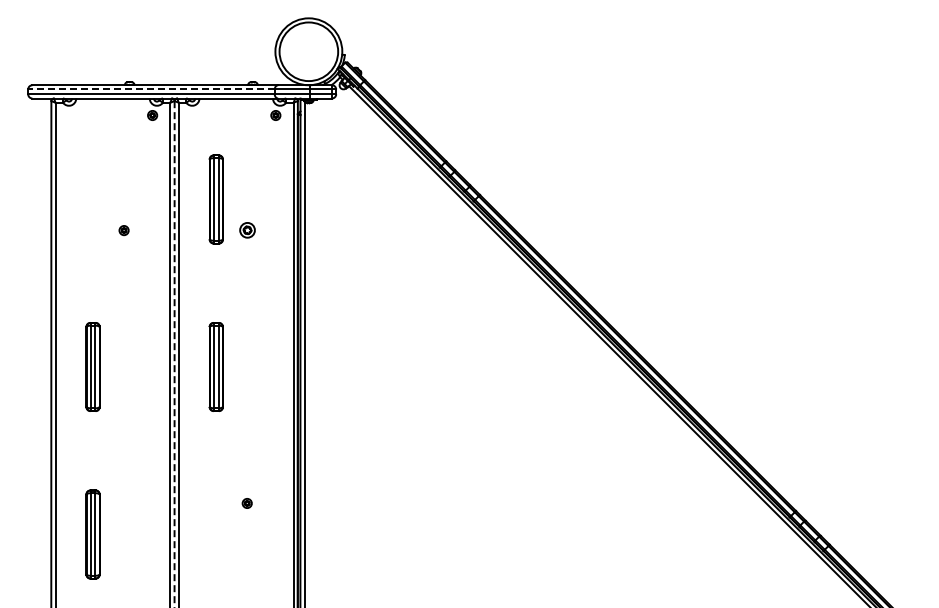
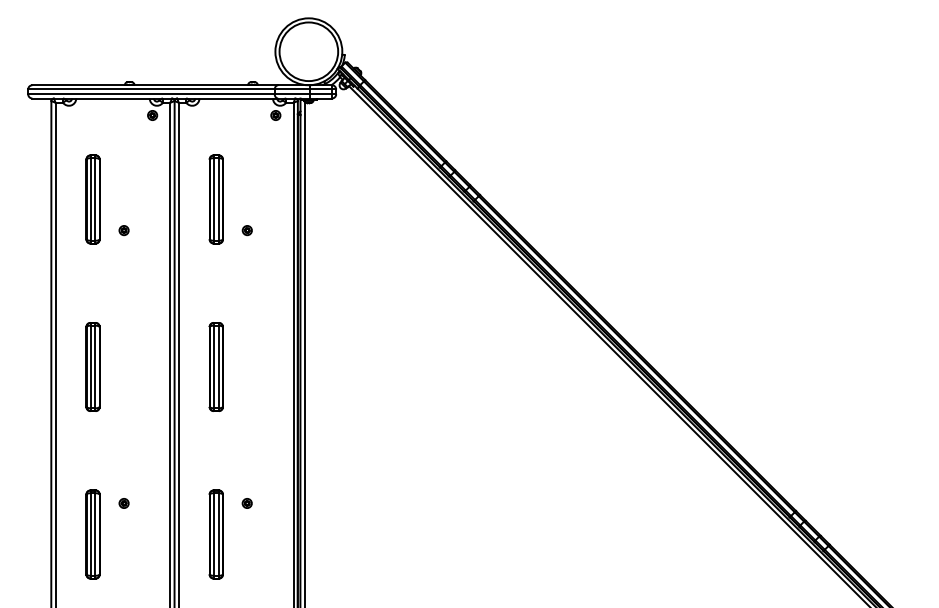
line: dashed -> solid (150, 89)
part: none -> present (92, 199)
part size: 17x17 px -> 12x12 px (246, 230)
line: dashed -> solid (174, 355)
part: none -> present (123, 503)
part: none -> present (215, 534)
